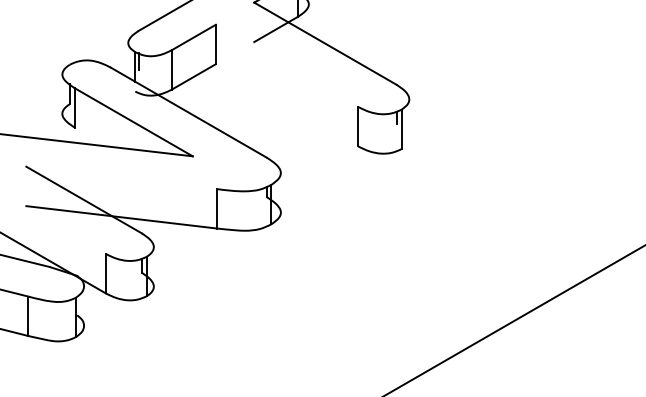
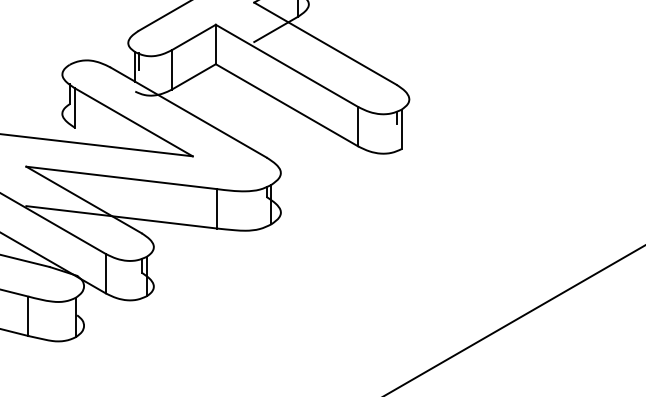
line: none -> present (286, 65)
line: none -> present (286, 105)
line: none -> present (121, 177)
line: none -> present (53, 223)
